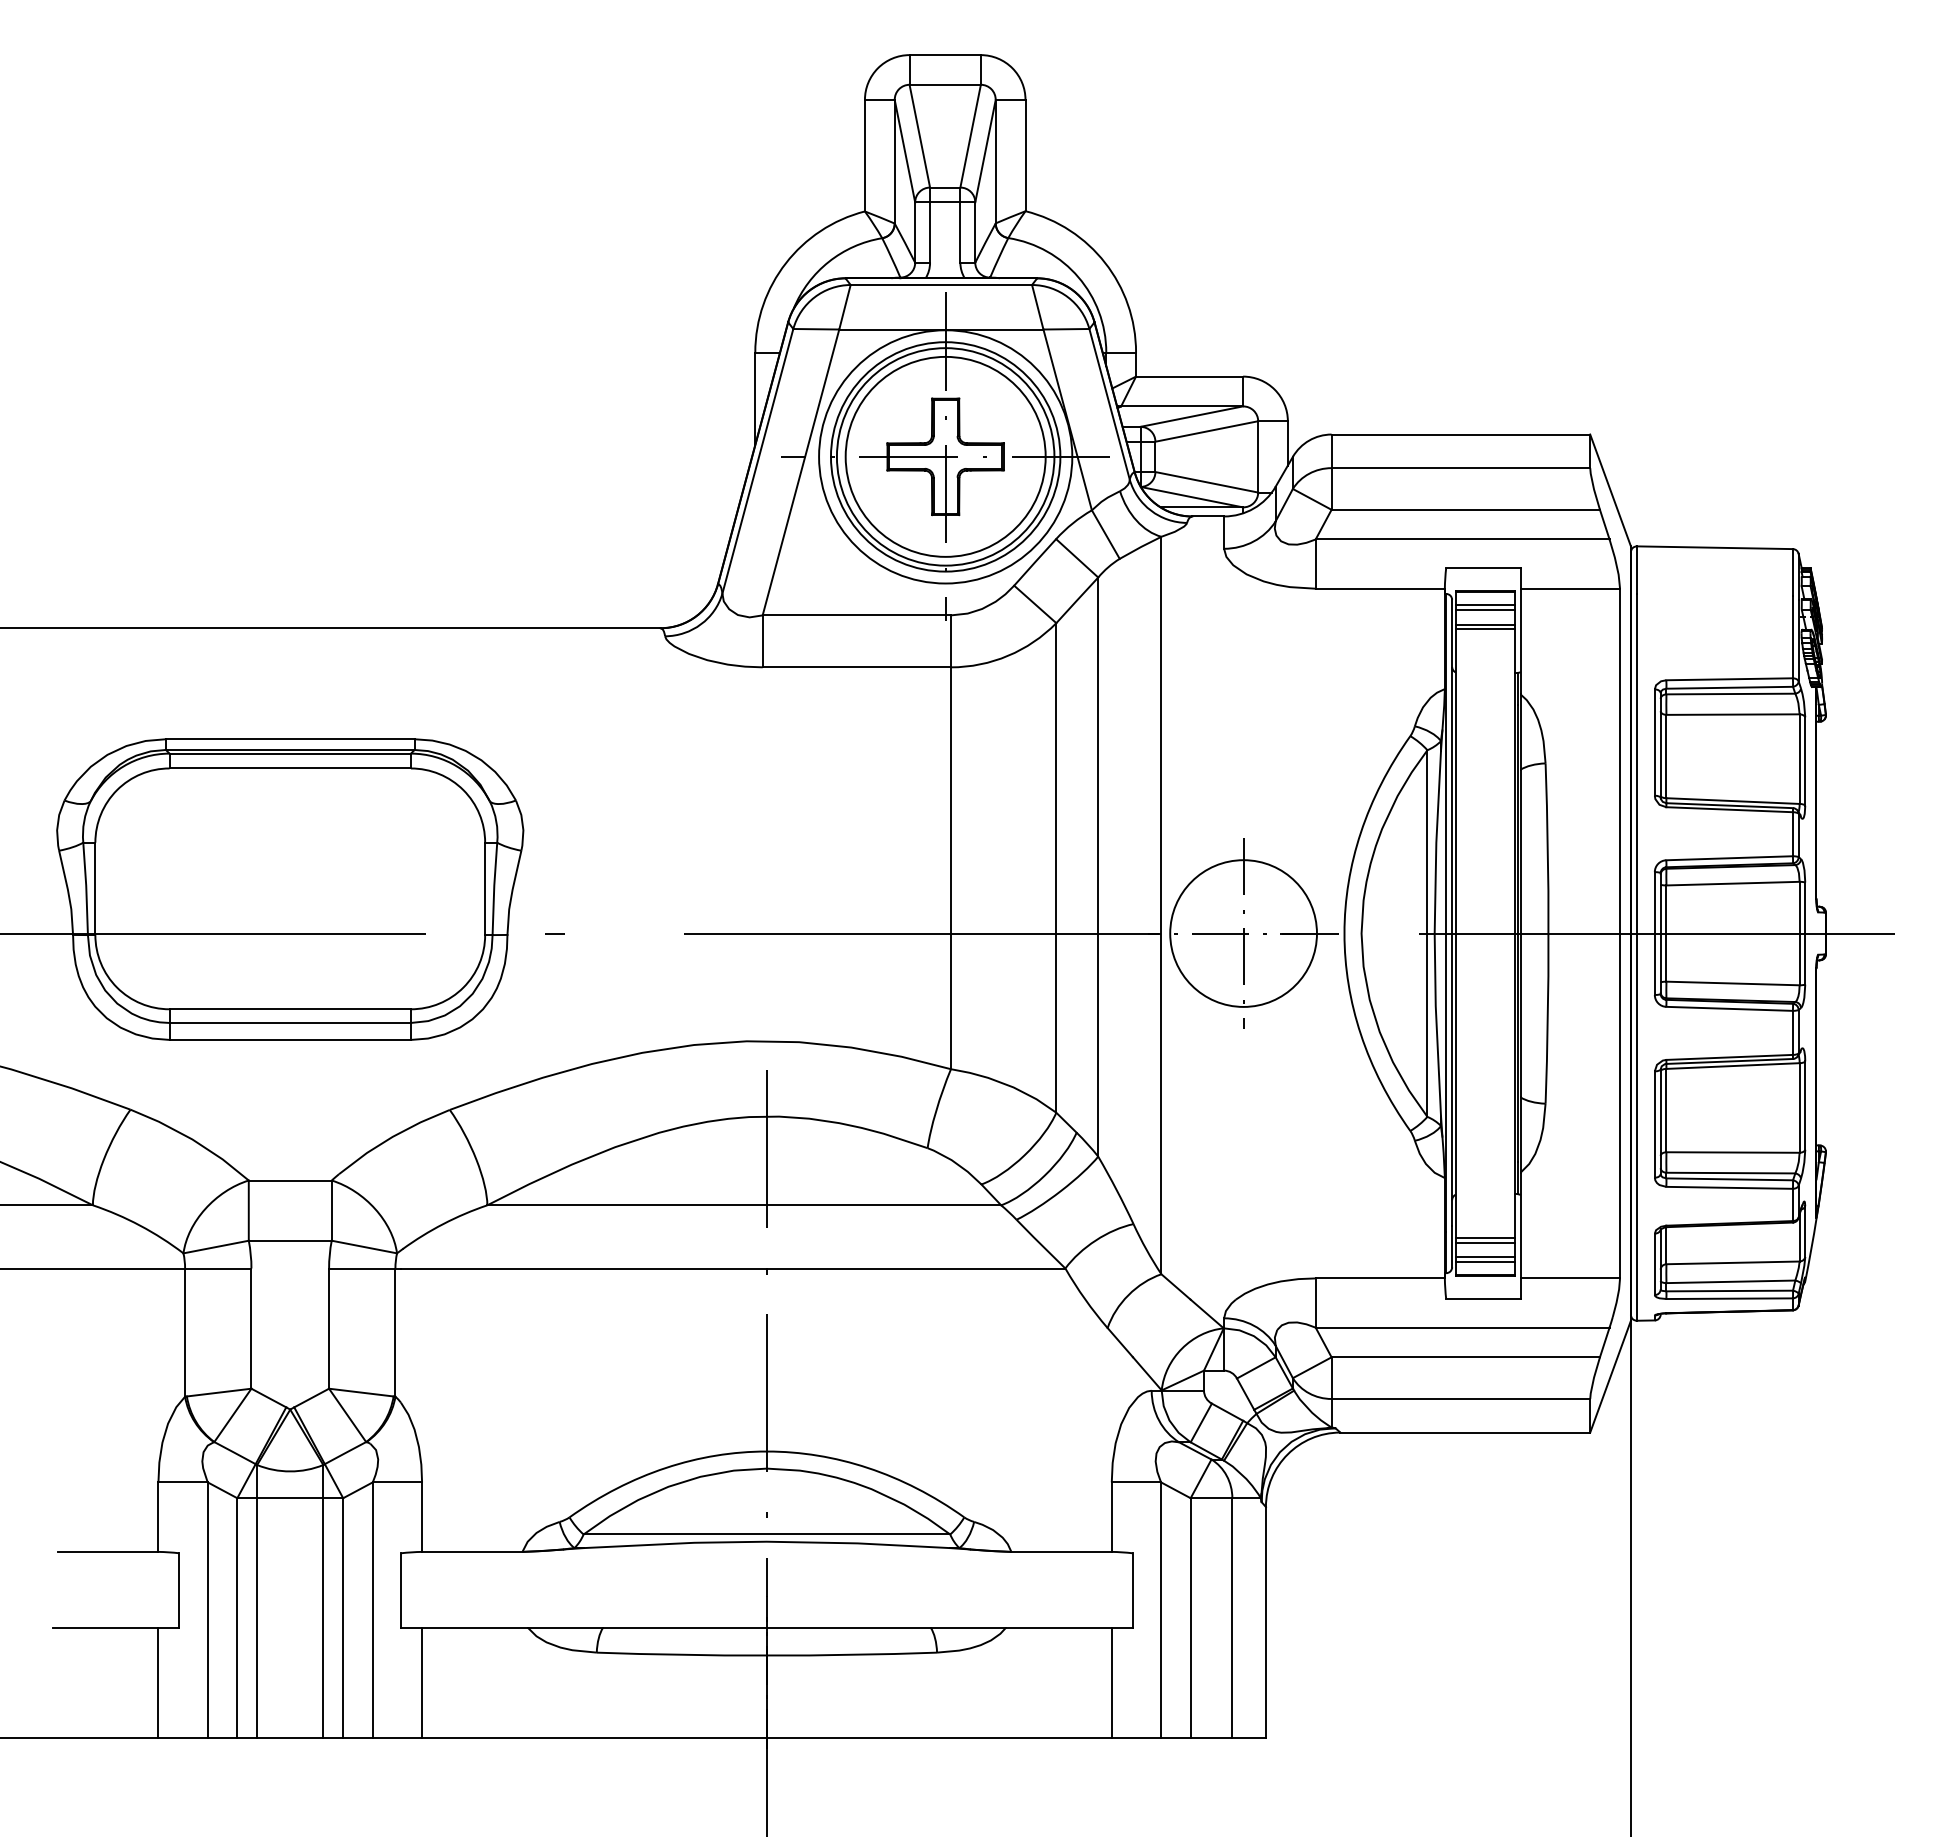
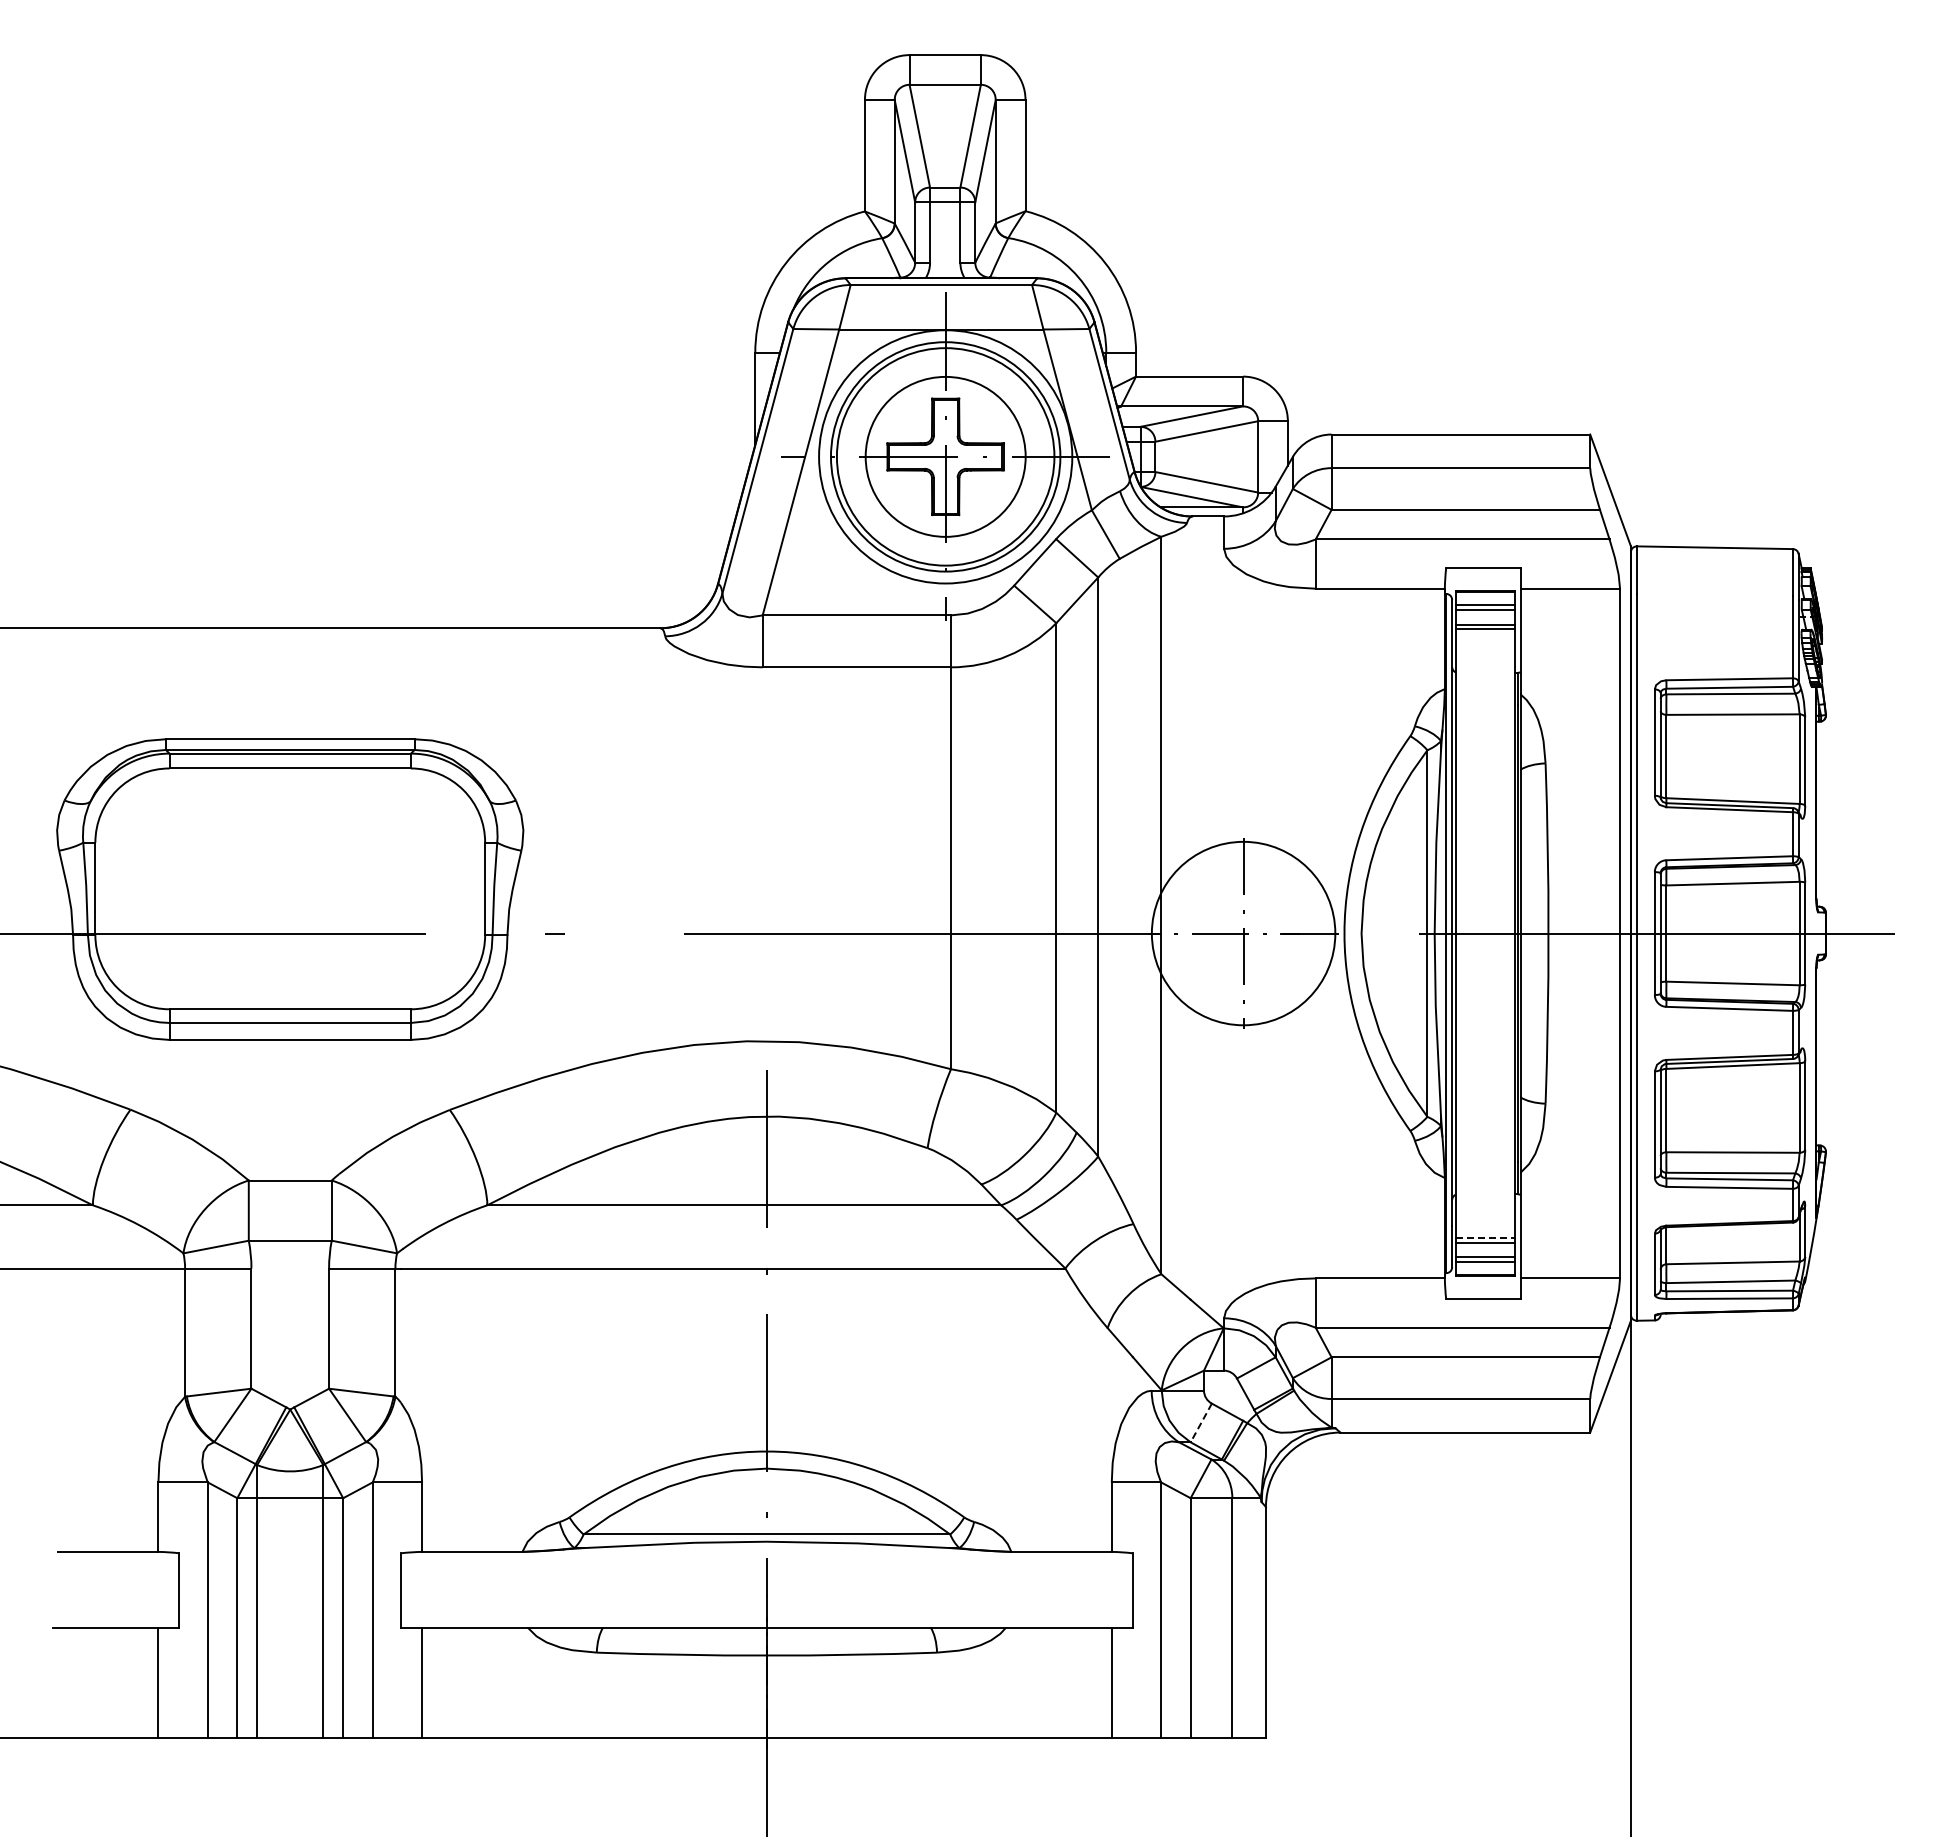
circle diameter: 200 px -> 160 px (945, 456)
circle diameter: 147 px -> 183 px (1243, 933)
line: solid -> dashed (1485, 1238)
line: solid -> dashed (1201, 1423)
